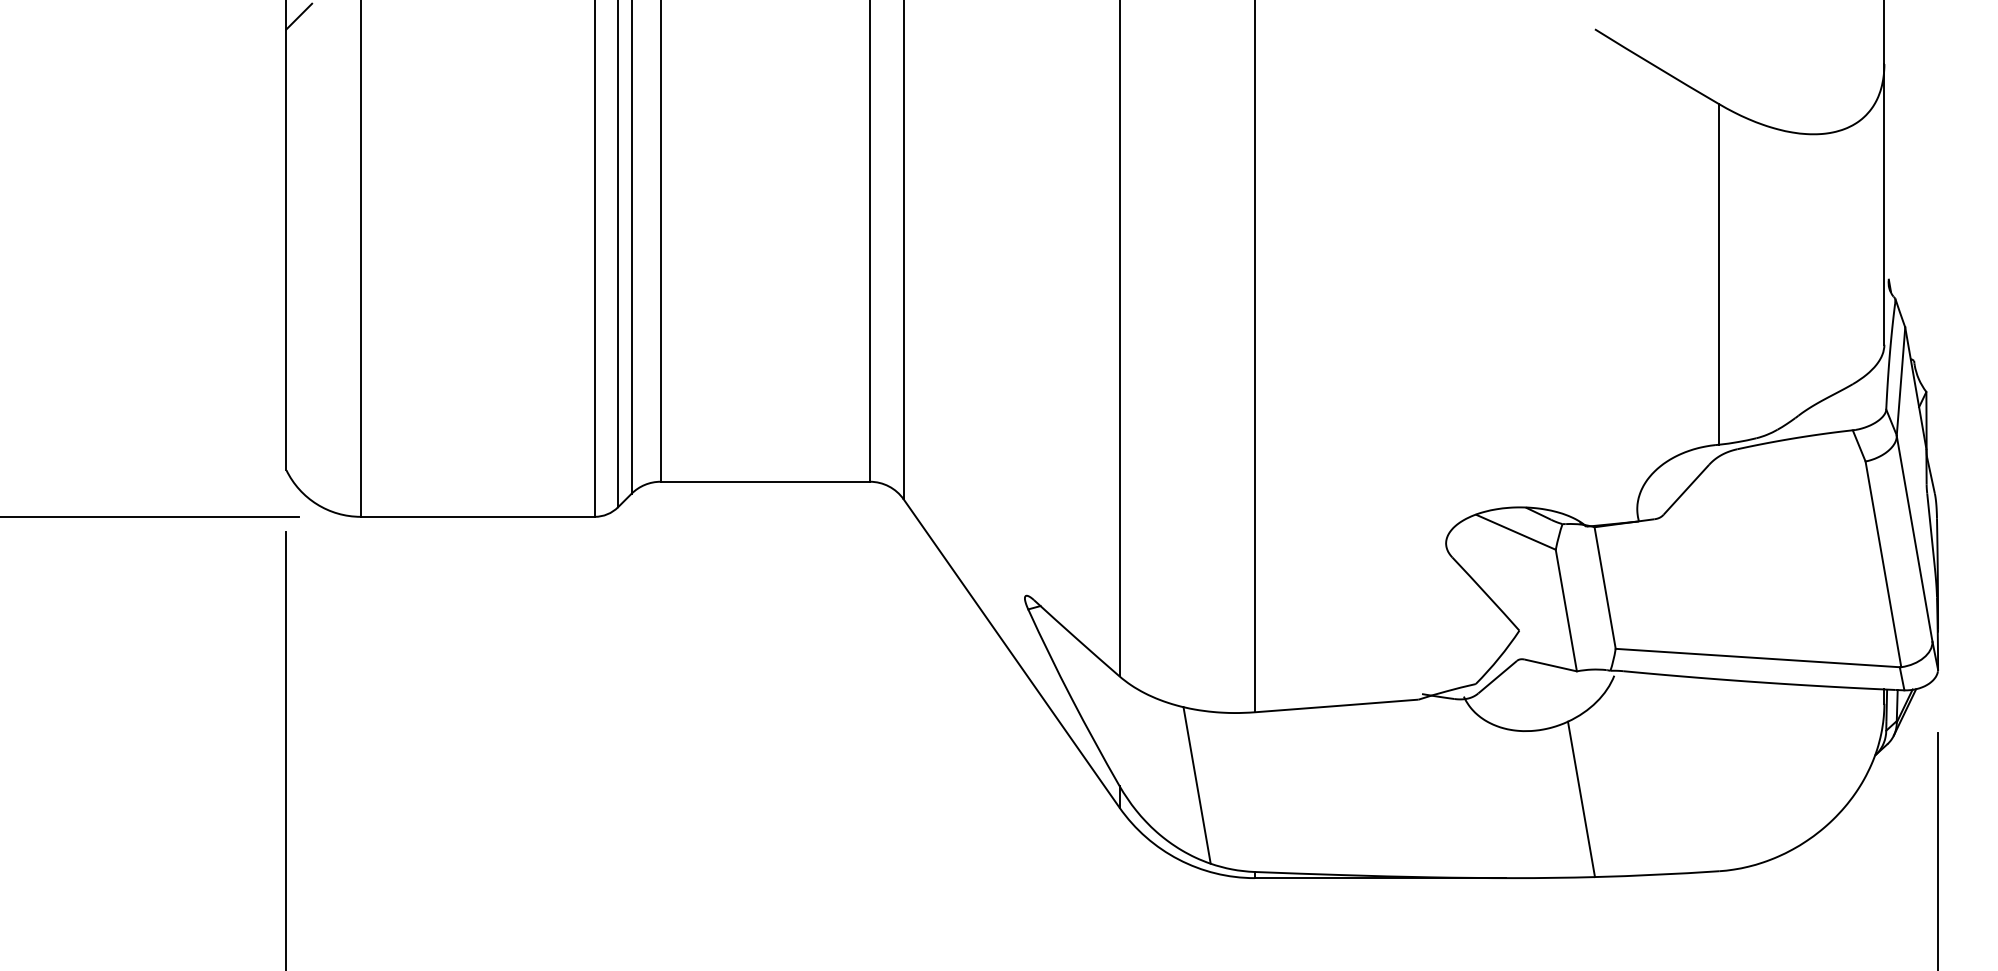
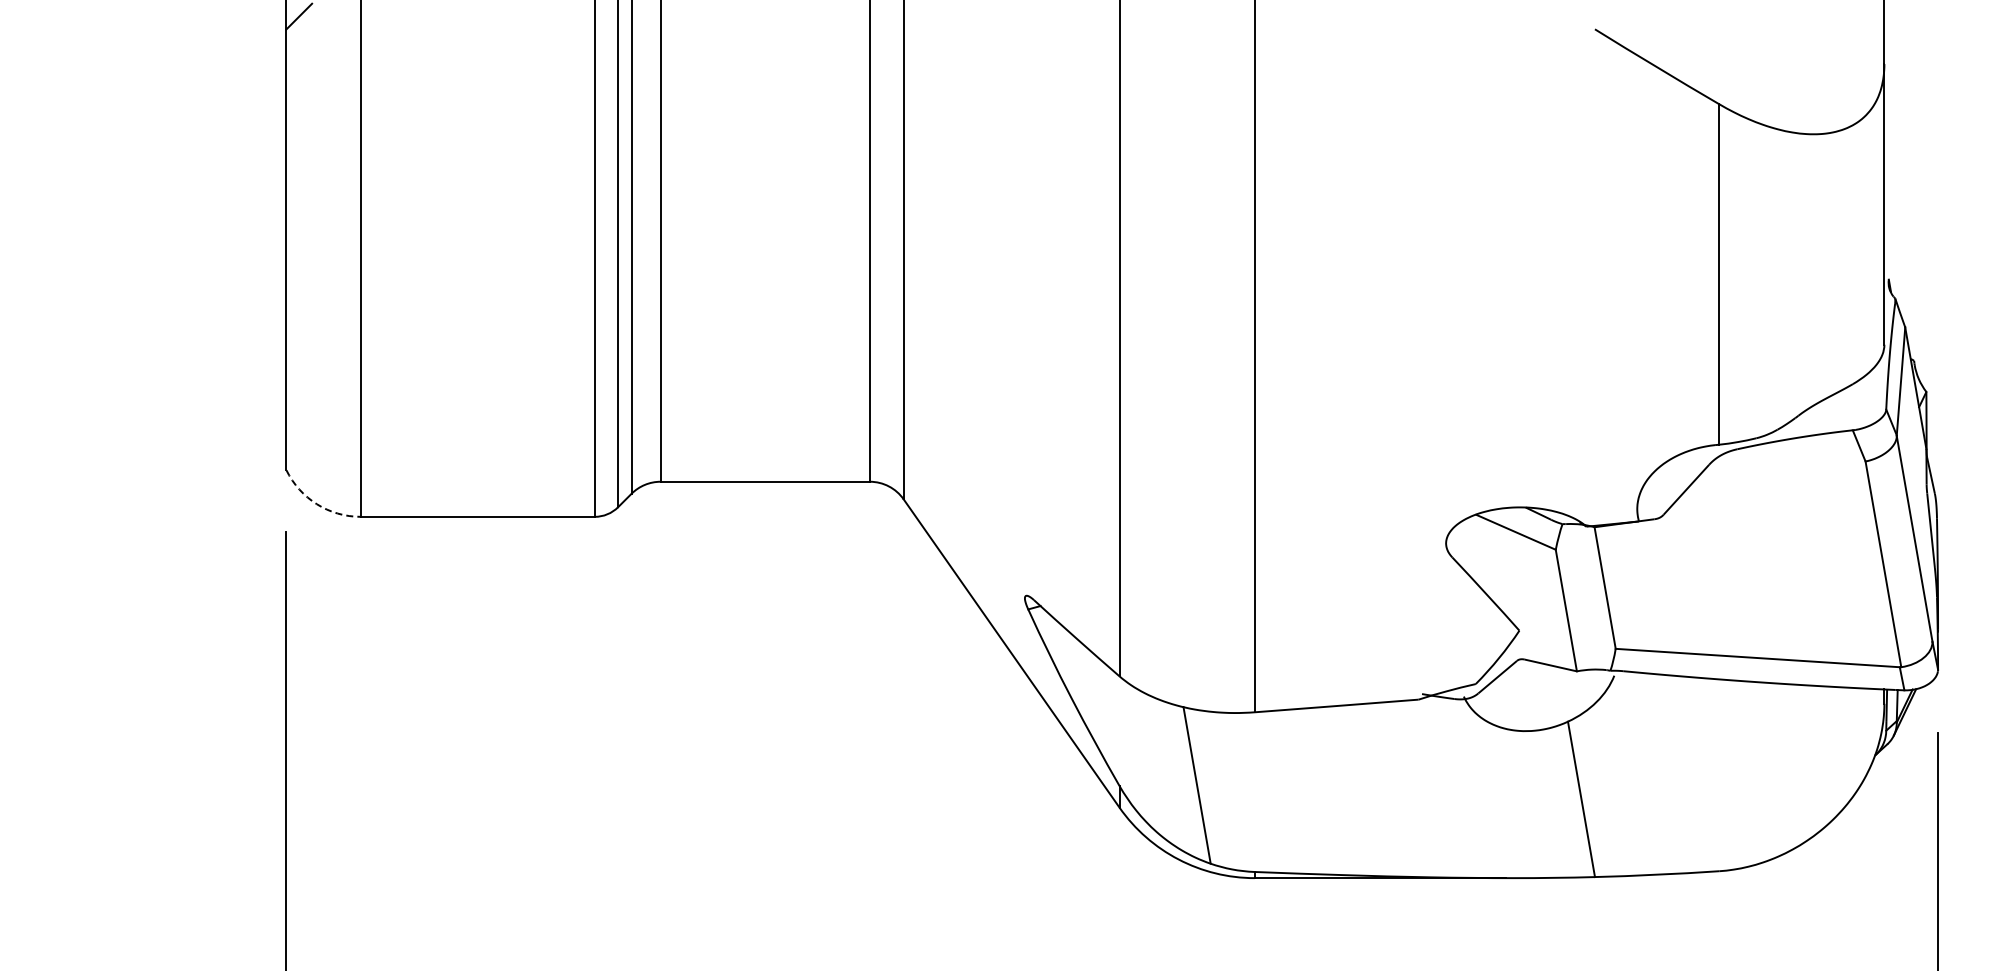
arc: solid -> dashed (316, 504)
line: present -> none (150, 516)
